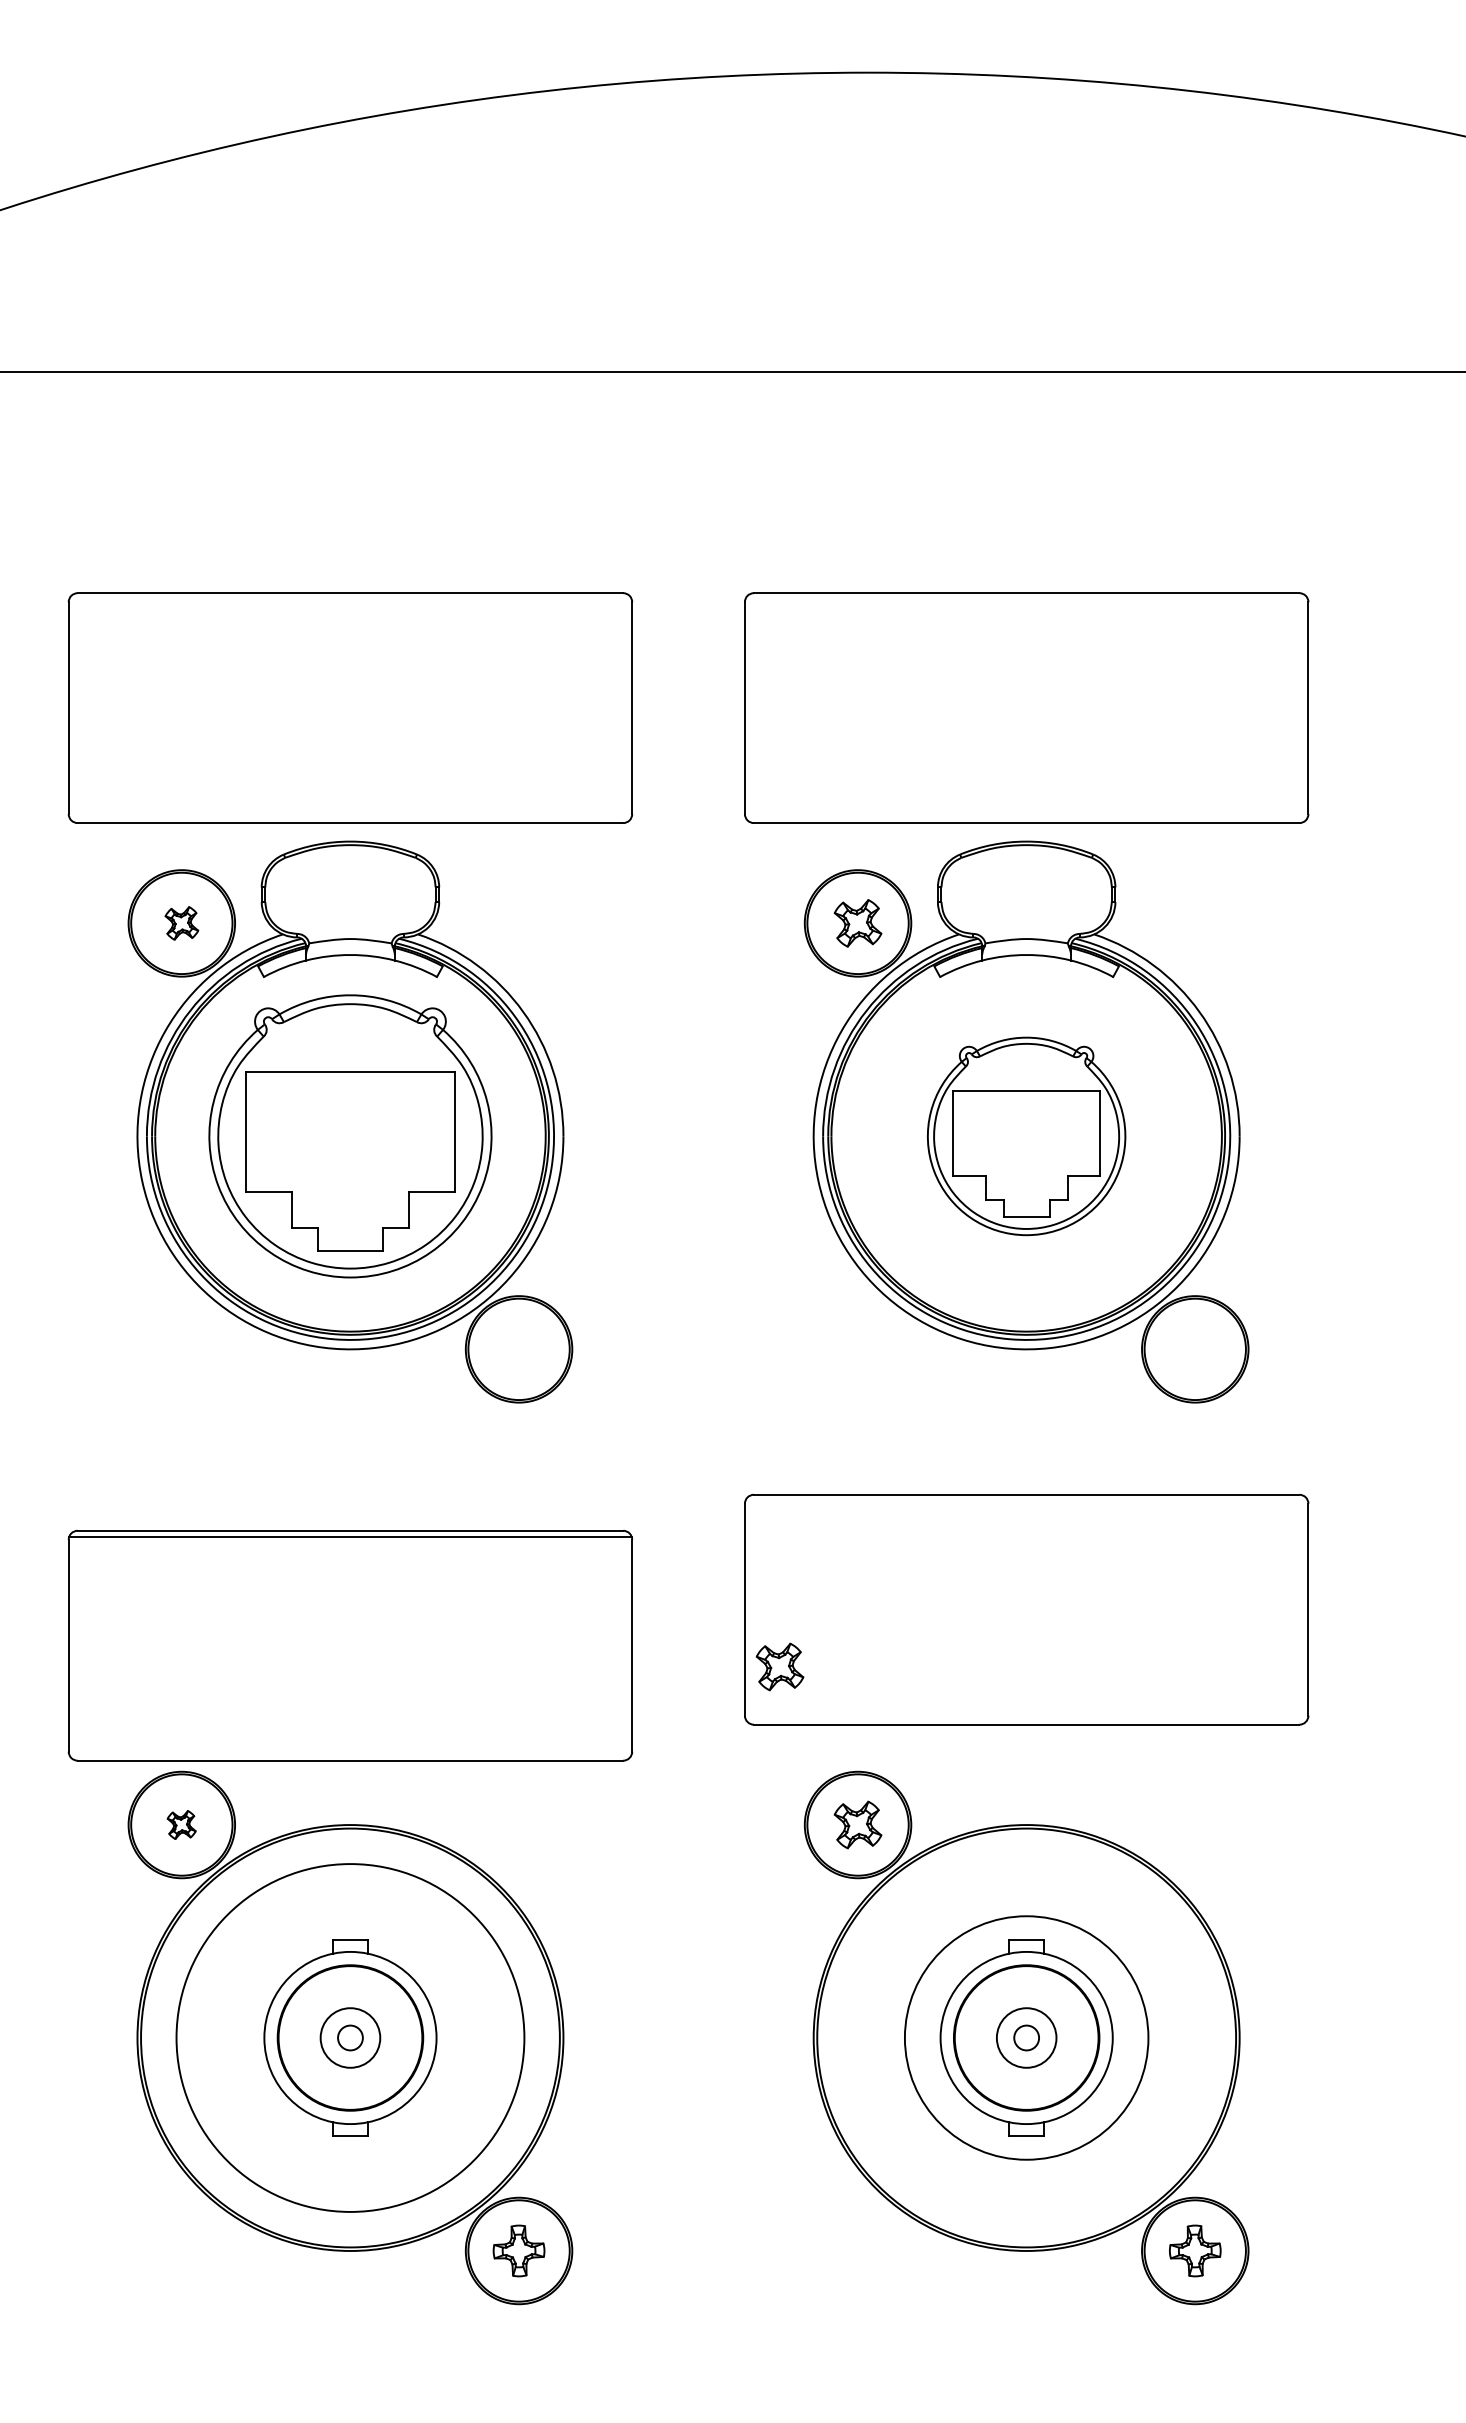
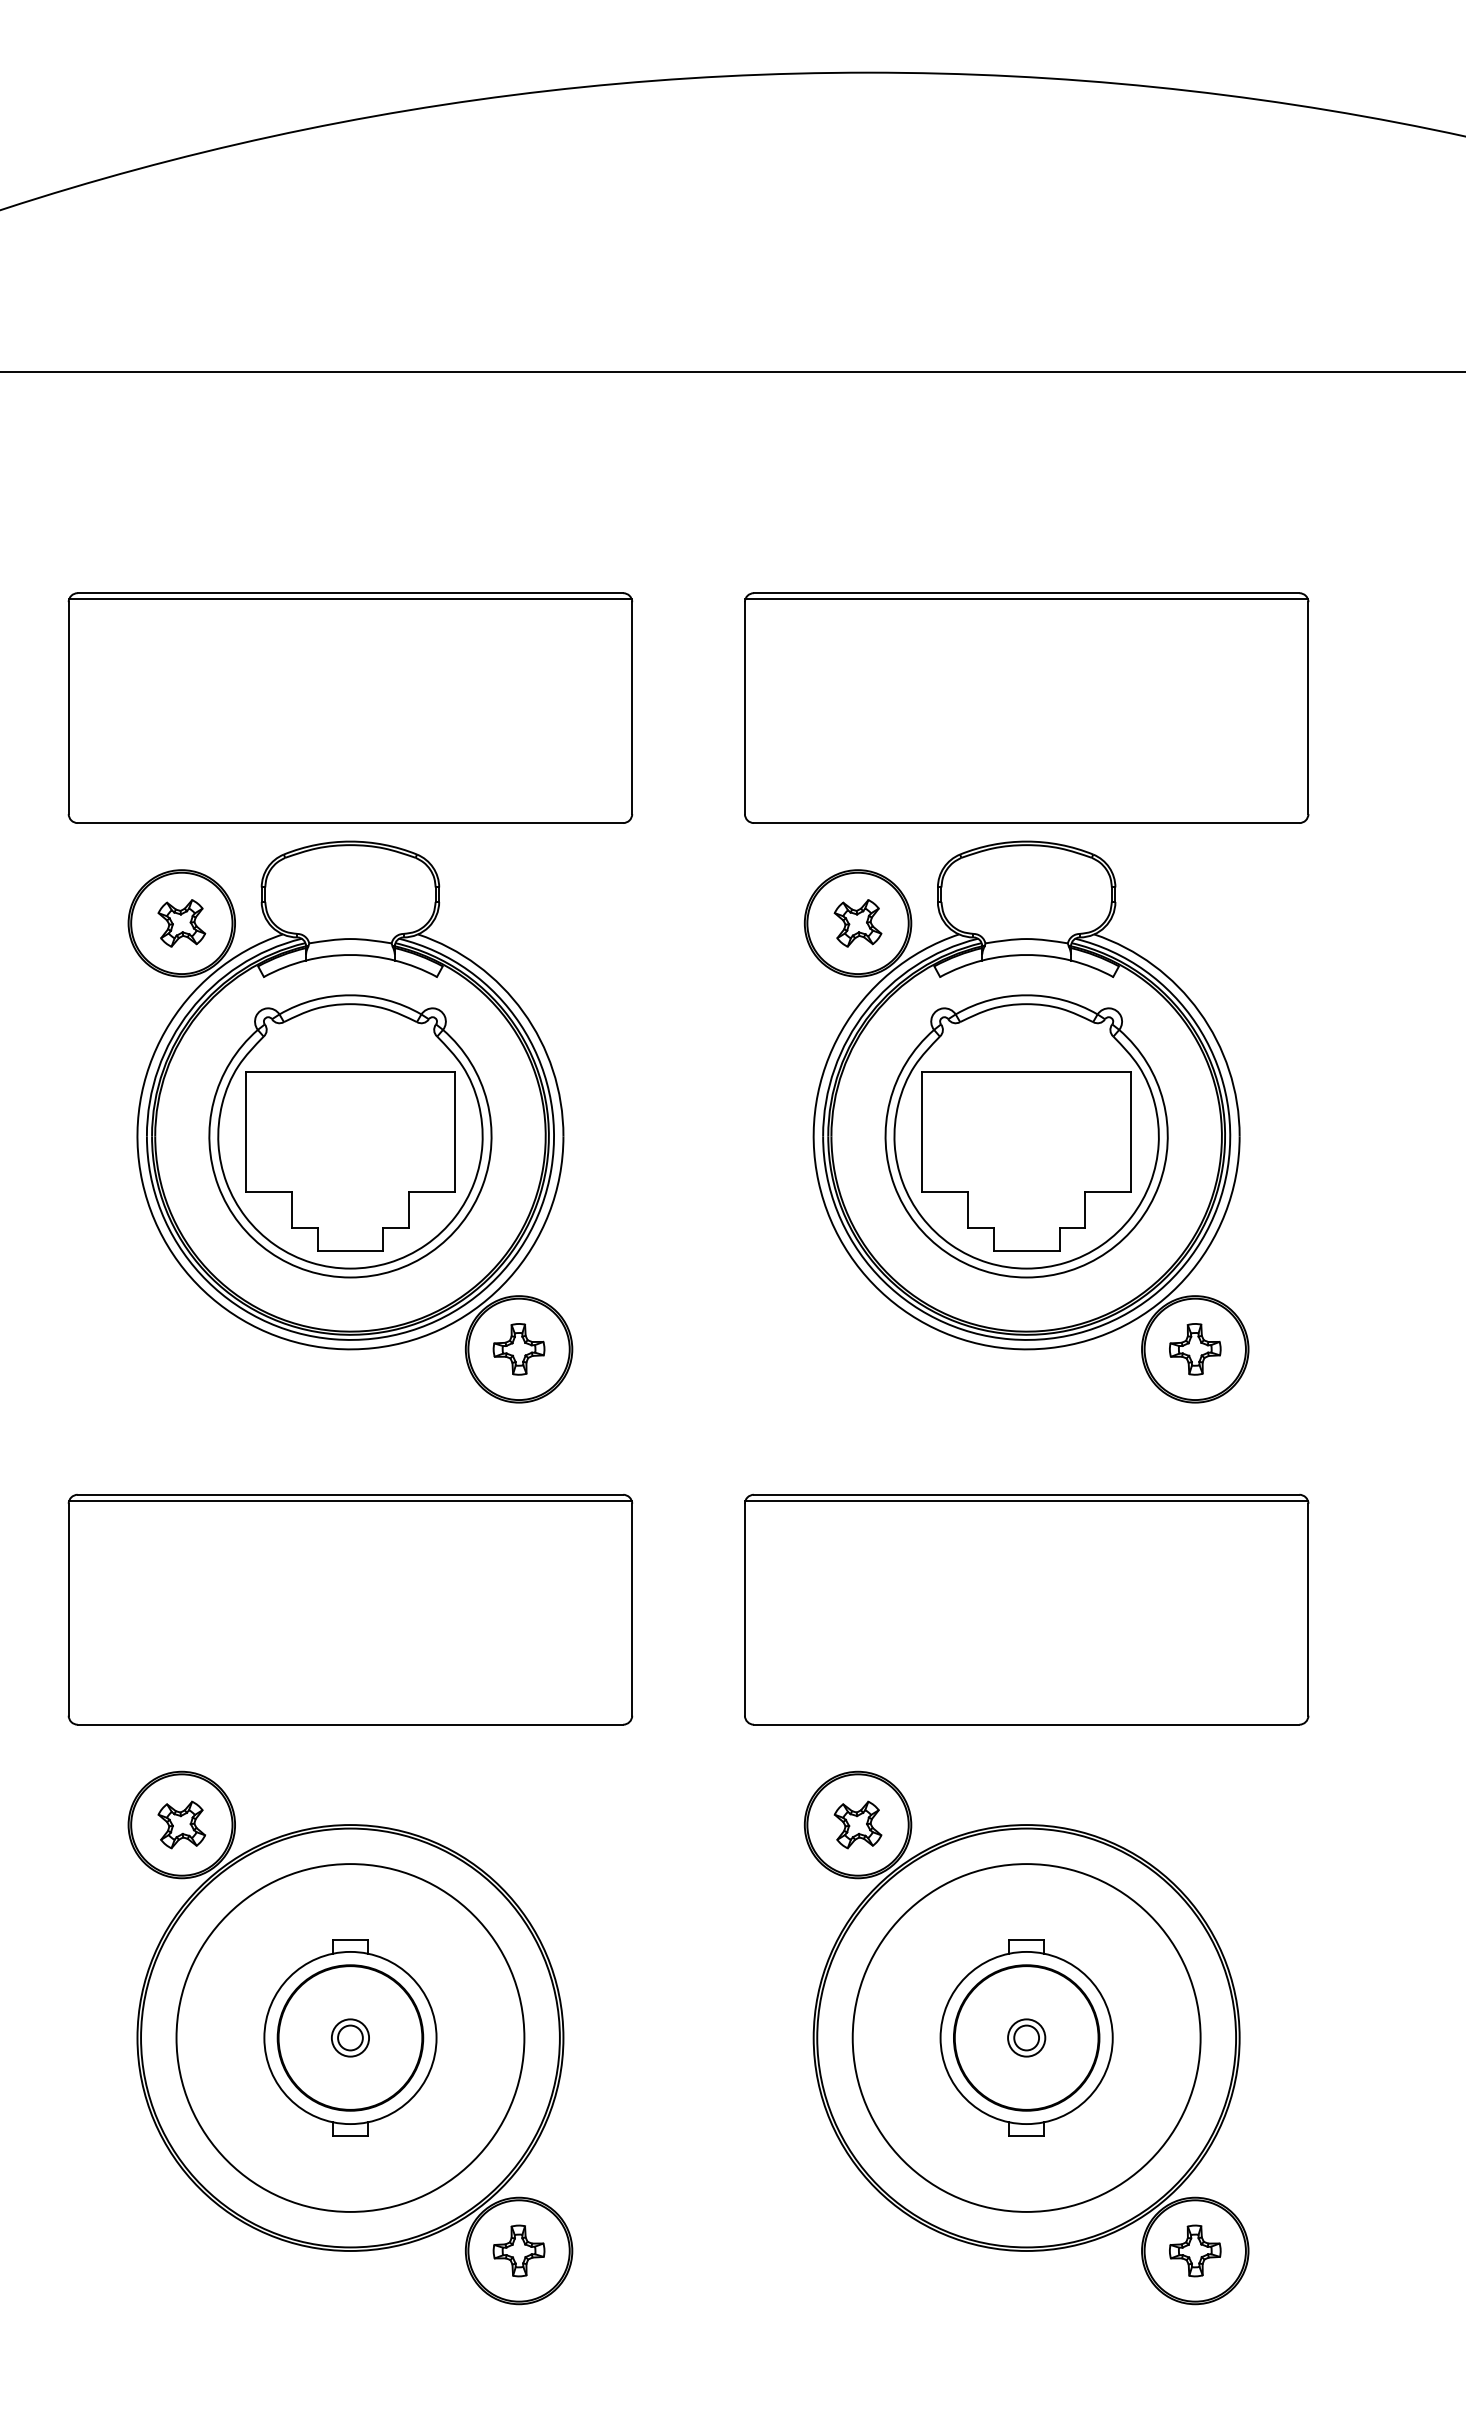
line: none -> present (350, 599)
line: none -> present (1026, 599)
part size: 36x35 px -> 50x49 px (181, 923)
part size: 200x201 px -> 285x285 px (1026, 1136)
part: none -> present (518, 1349)
part: none -> present (1195, 1349)
line: none -> present (1026, 1500)
part position: (350, 1645) -> (350, 1609) (350, 1609)
part: present -> none (779, 1666)
part size: 31x30 px -> 49x50 px (181, 1824)
circle diameter: 60 px -> 37 px (350, 2037)
circle diameter: 244 px -> 348 px (1026, 2037)
circle diameter: 60 px -> 37 px (1026, 2037)
